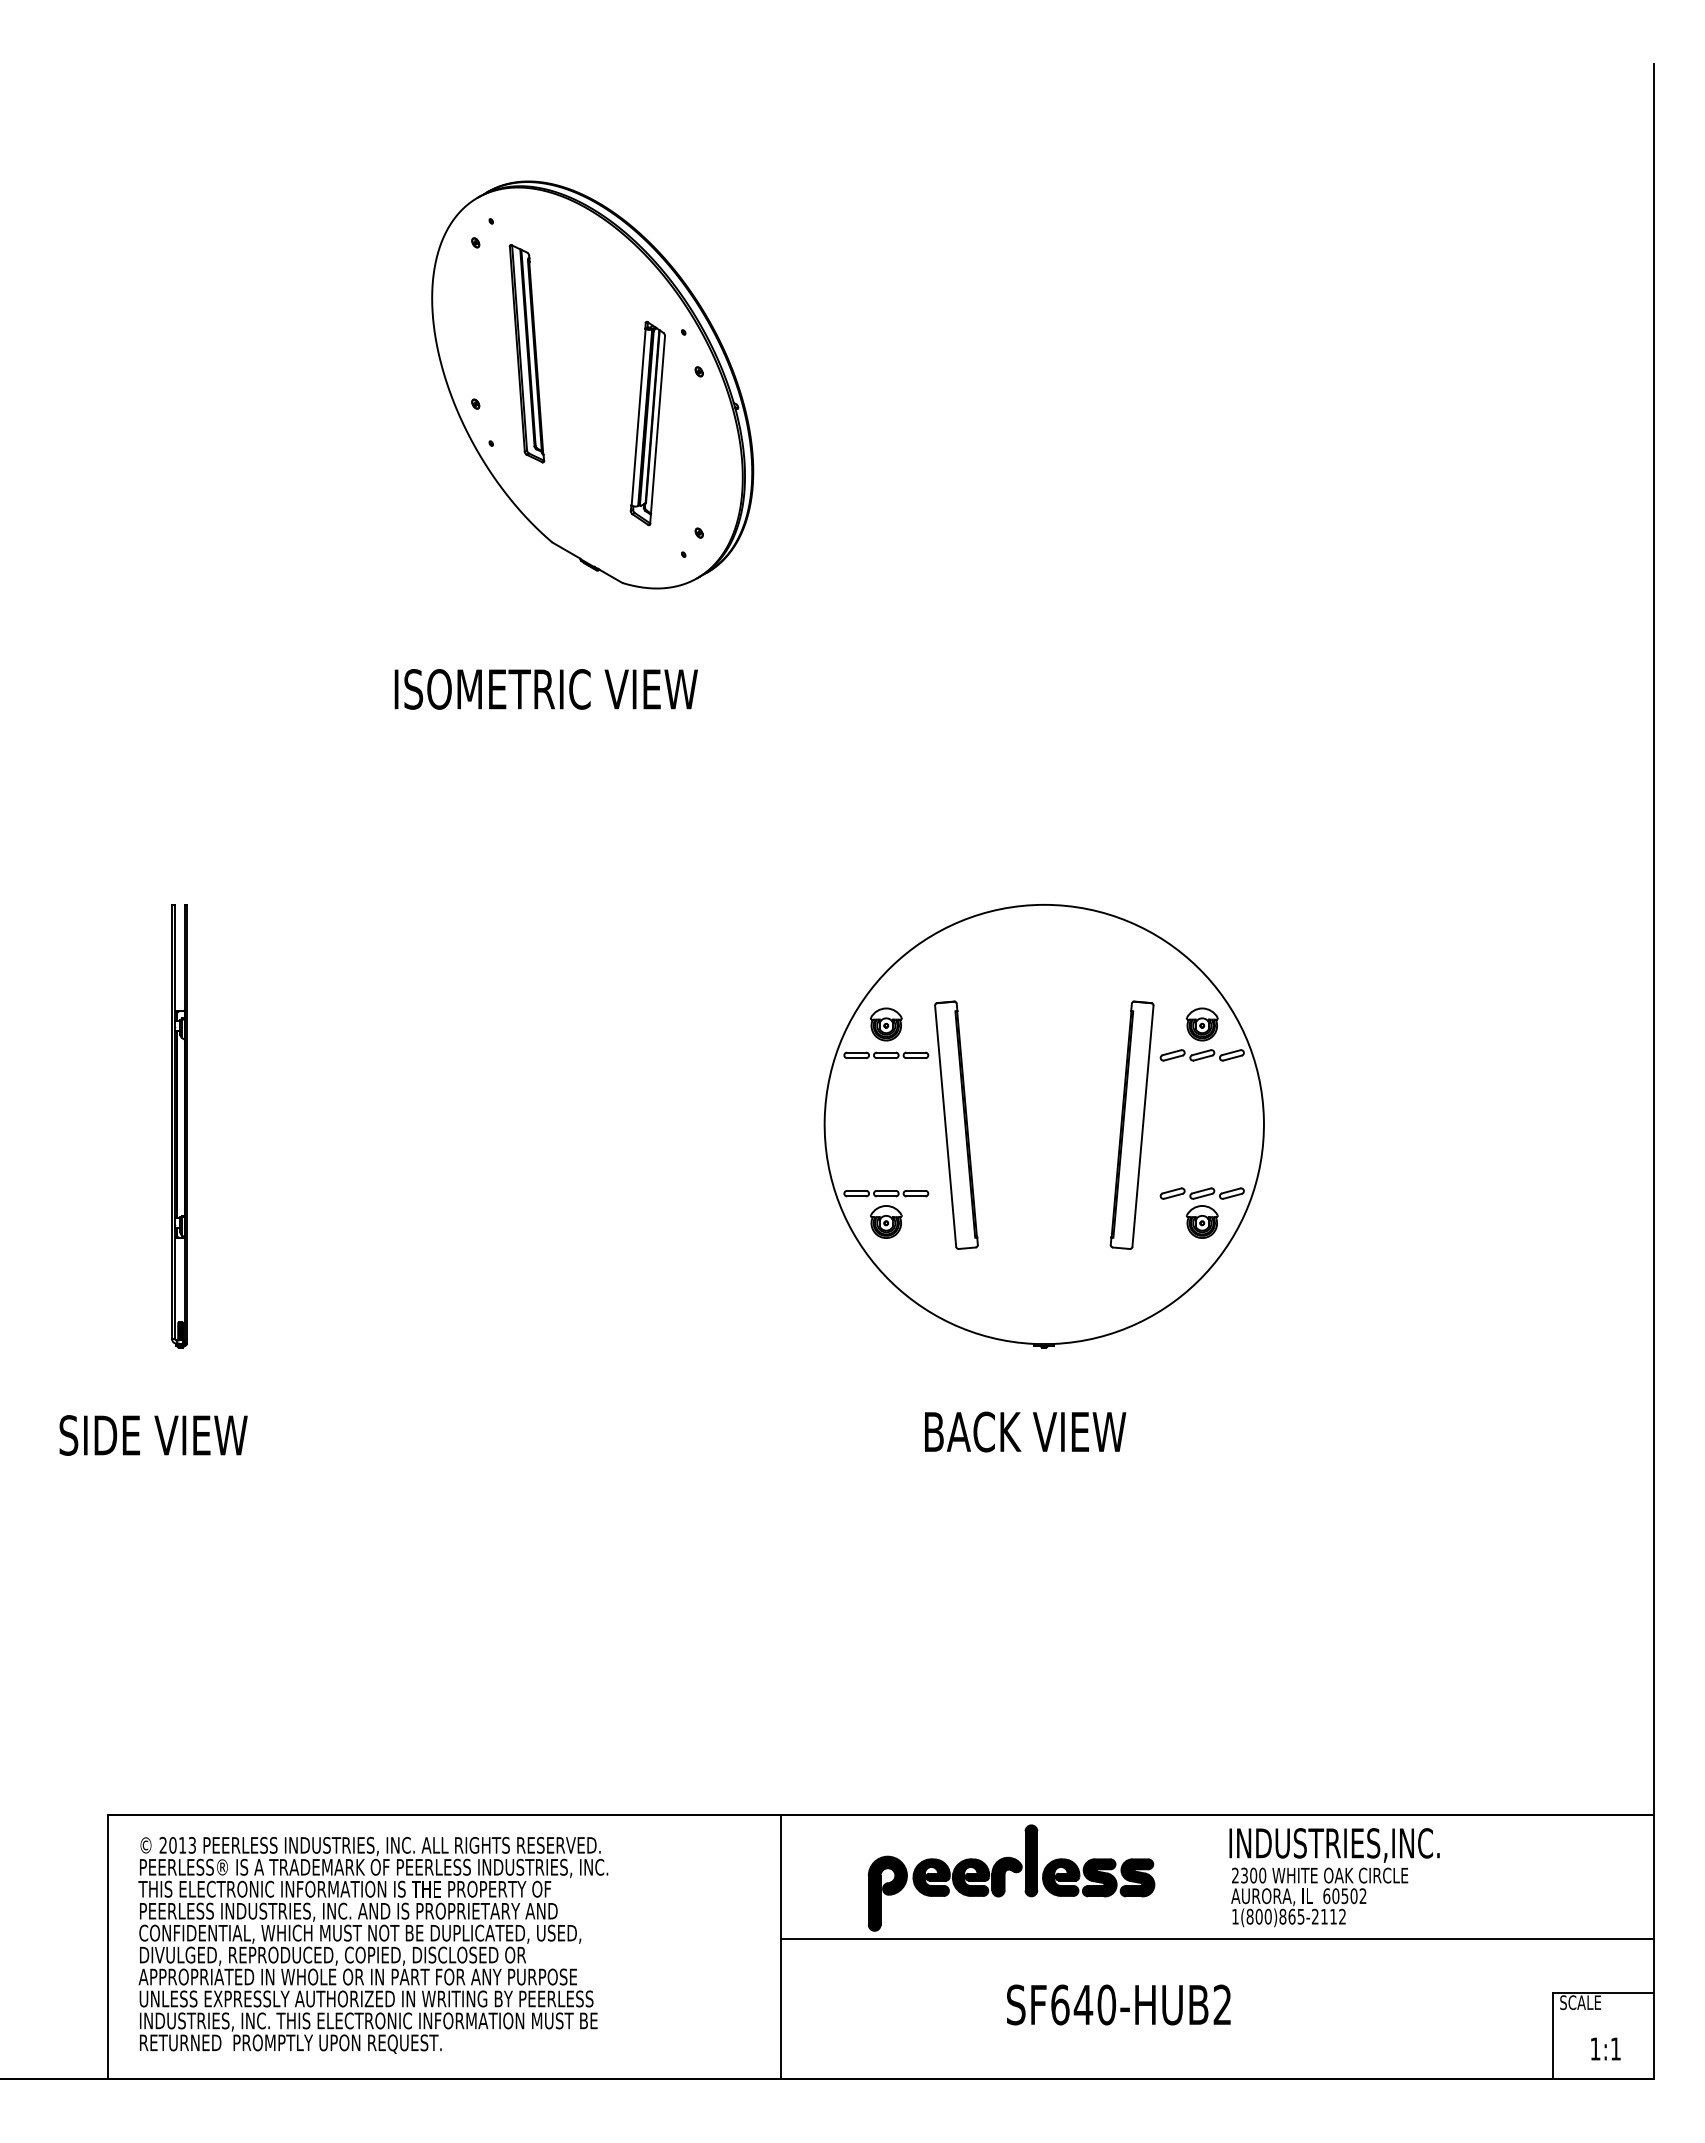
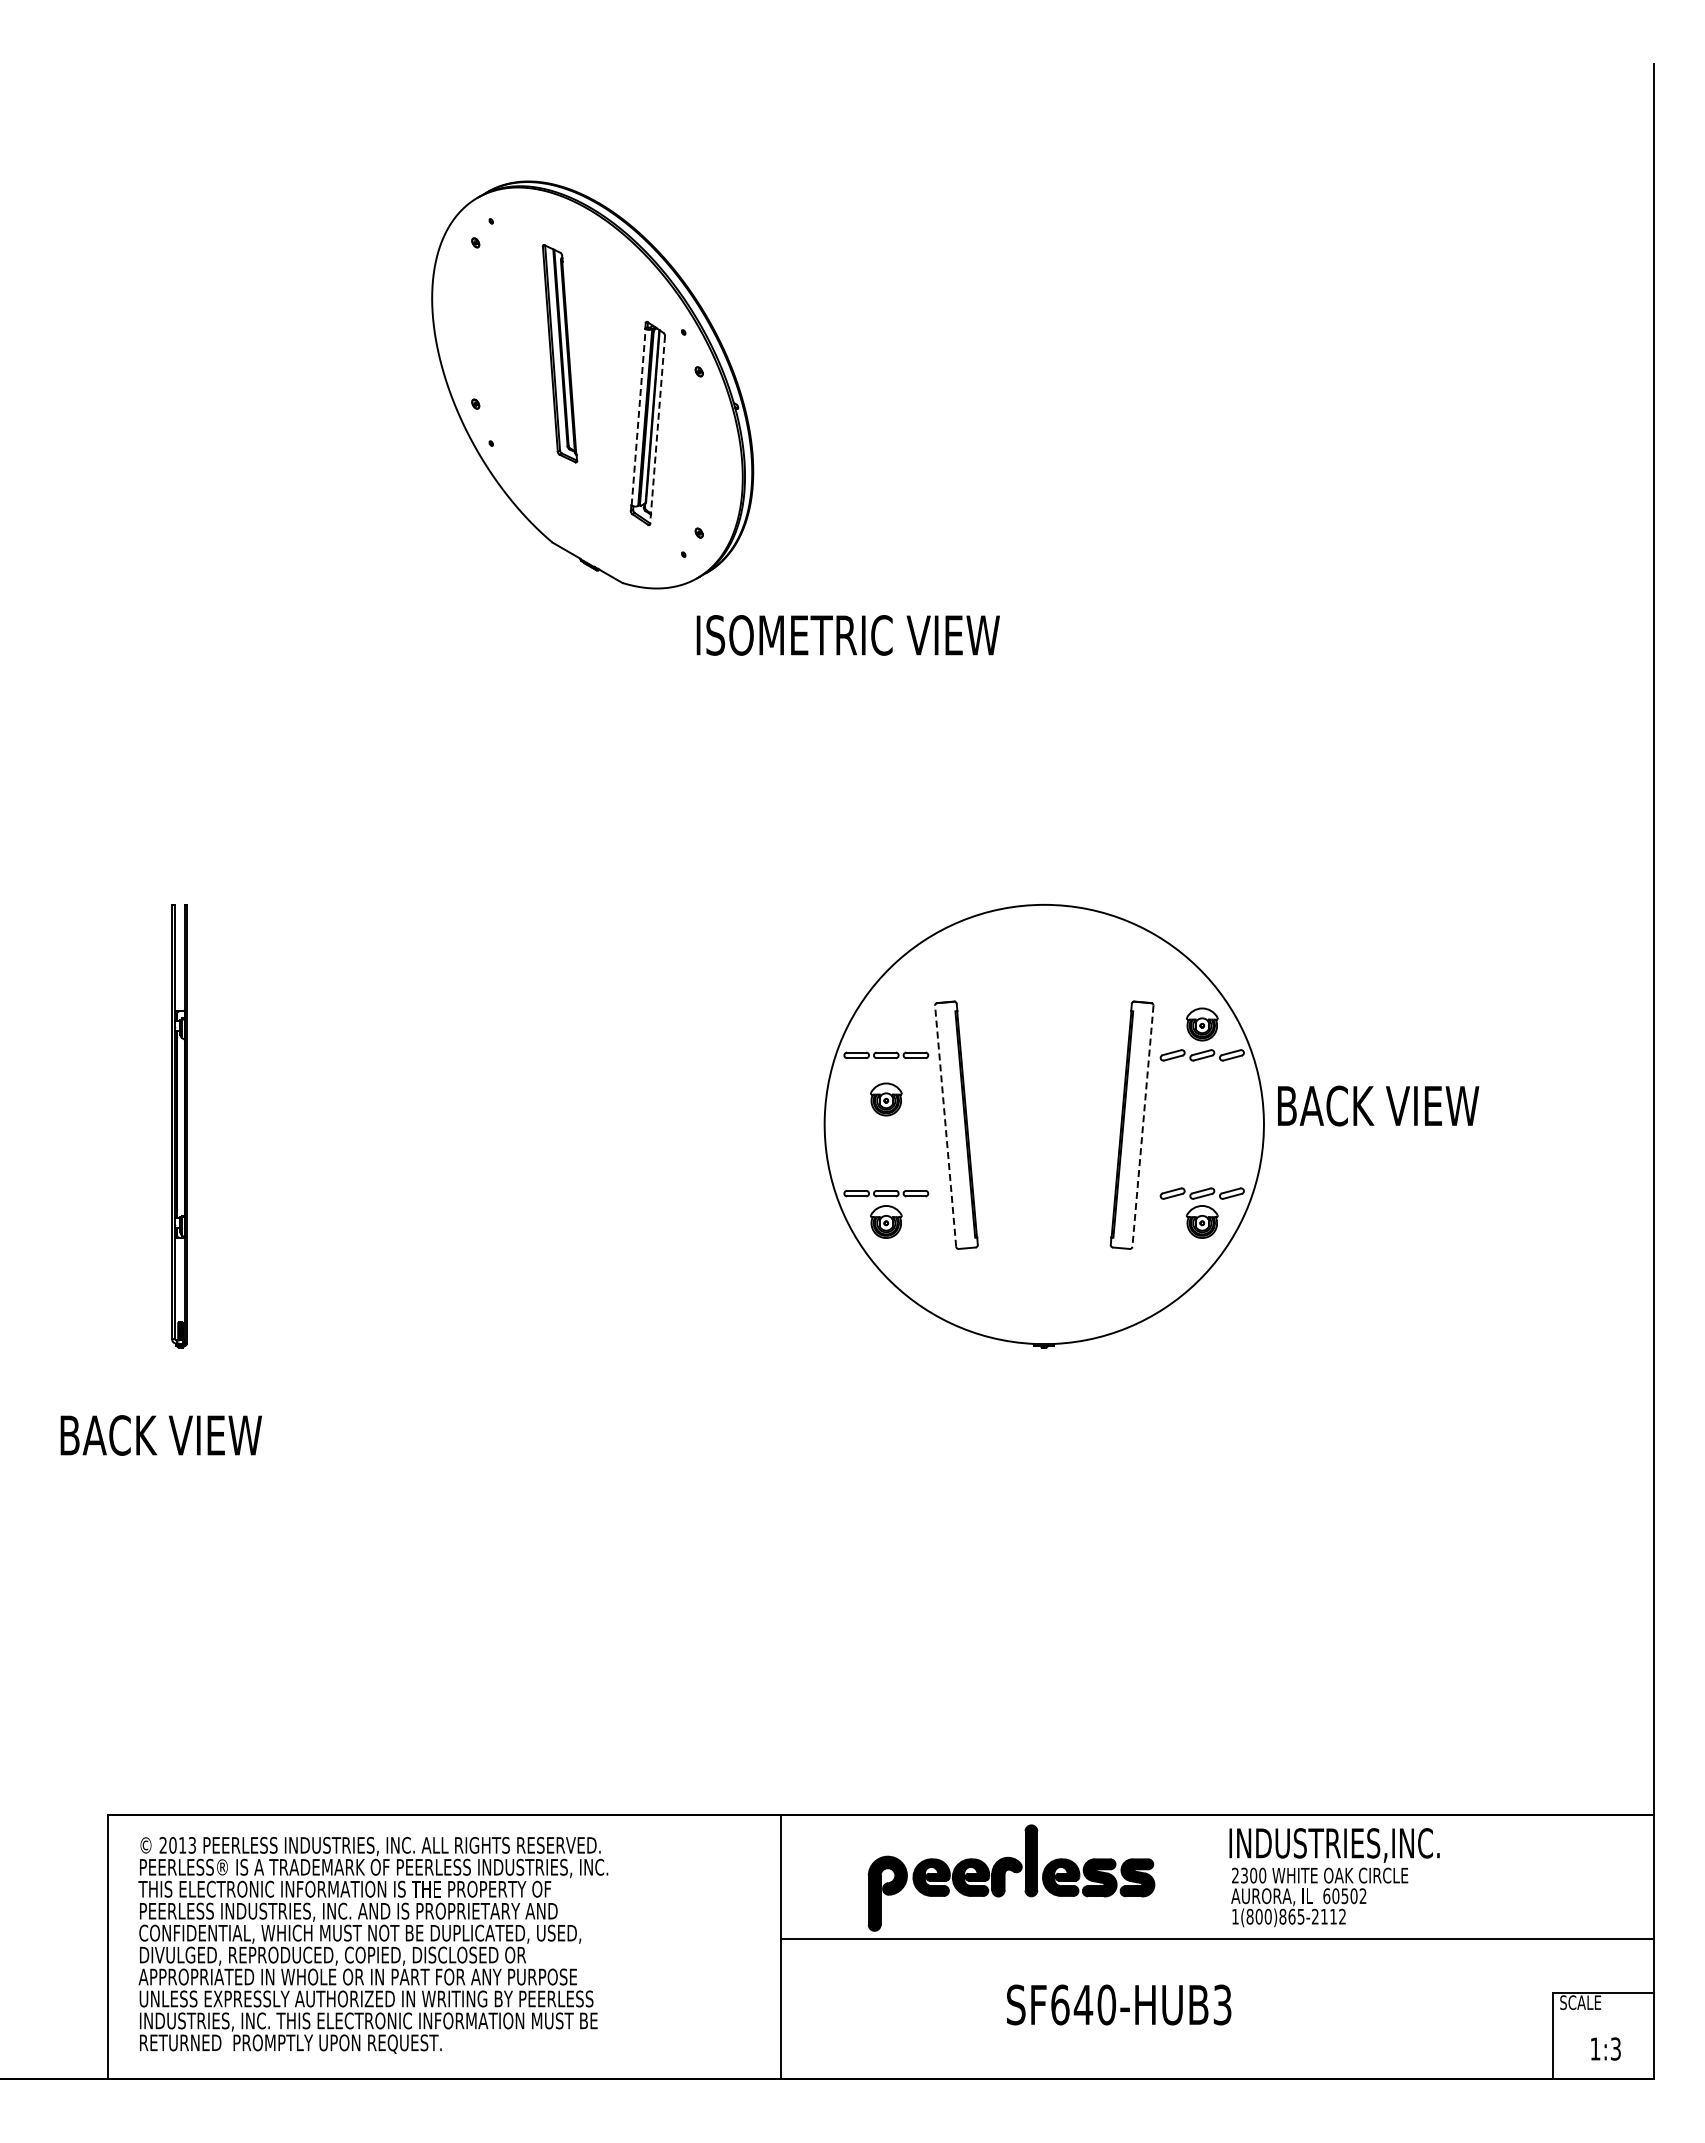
part position: (526, 353) -> (559, 353) (559, 353)
line: solid -> dashed (638, 417)
line: solid -> dashed (657, 430)
text position: (545, 689) -> (847, 635) (847, 635)
part position: (886, 1024) -> (886, 1099) (886, 1099)
line: solid -> dashed (945, 1126)
line: solid -> dashed (1142, 1126)
text position: (1025, 1431) -> (1378, 1105) (1378, 1105)
text: SIDE VIEW -> BACK VIEW (160, 1435)
text: SF640-HUB2 -> SF640-HUB3 (1222, 2004)
text: 1:1 -> 1:3 (1615, 2048)
